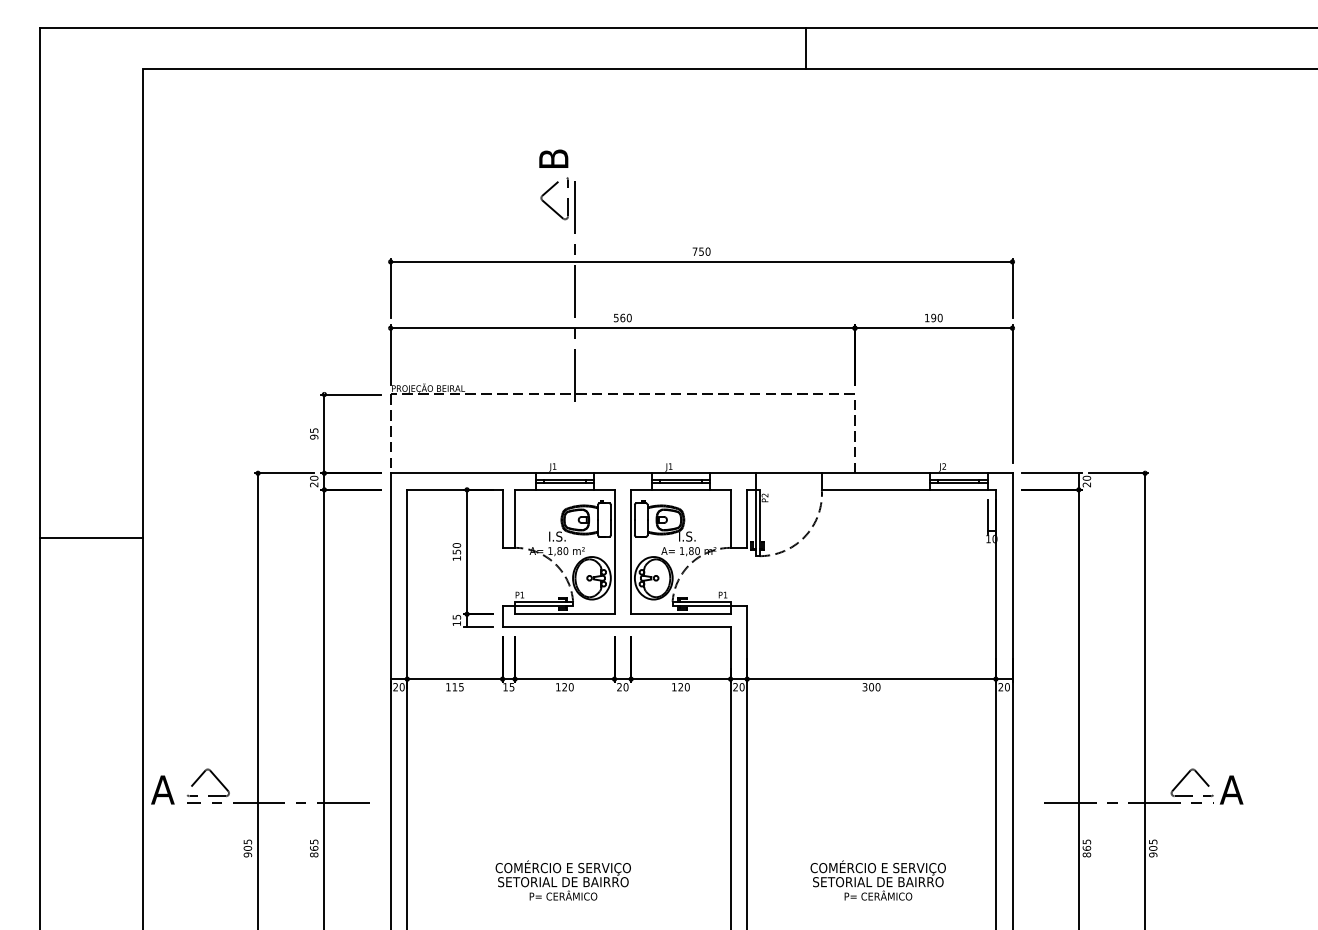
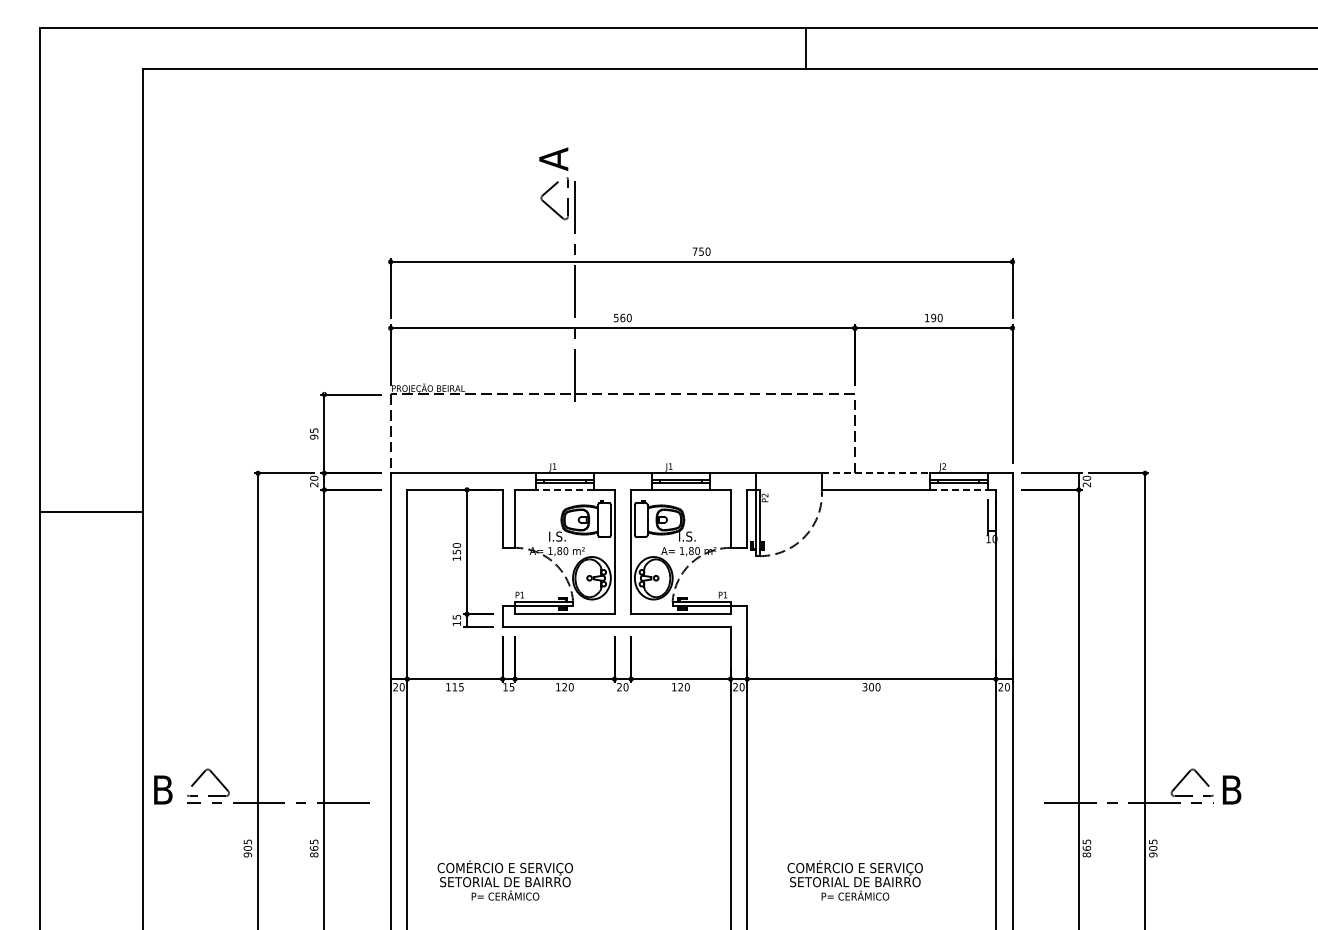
text: B -> A (553, 158)
line: solid -> dashed (875, 473)
line: solid -> dashed (564, 489)
line: solid -> dashed (959, 489)
line position: (91, 537) -> (91, 511) (91, 511)
text: A -> B (162, 789)
text: A -> B (1231, 789)
text position: (562, 880) -> (504, 880) (504, 880)
text position: (877, 880) -> (854, 880) (854, 880)
